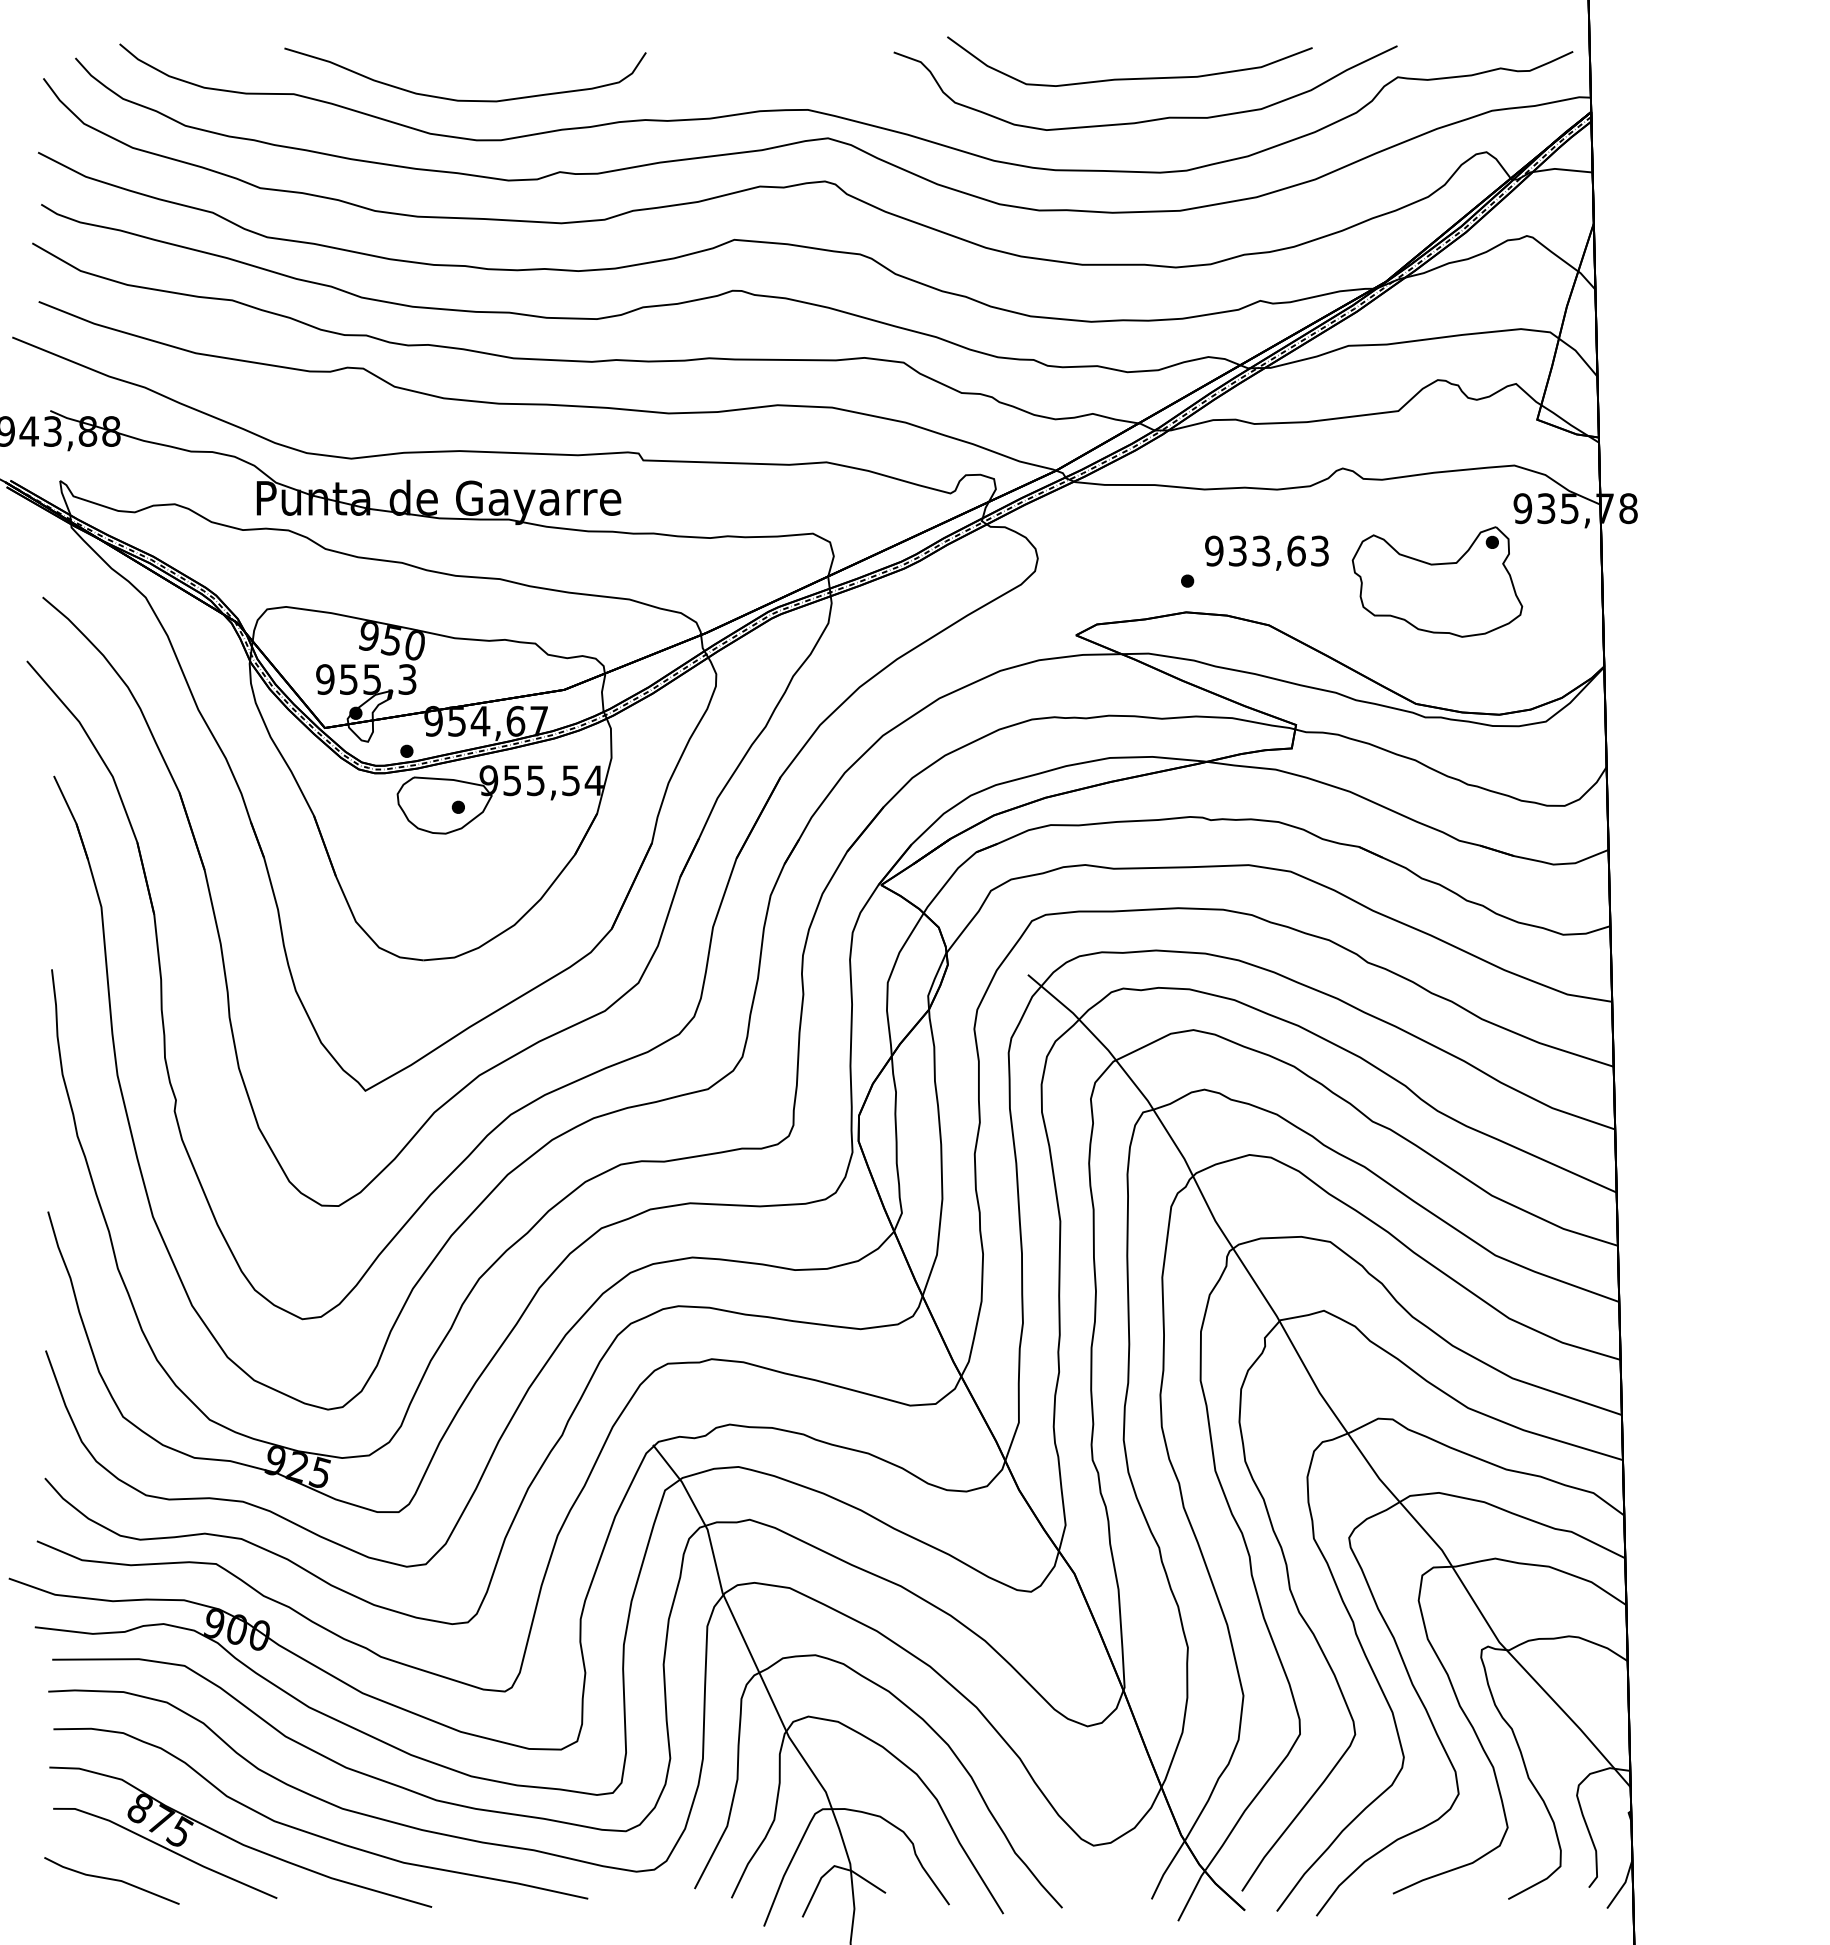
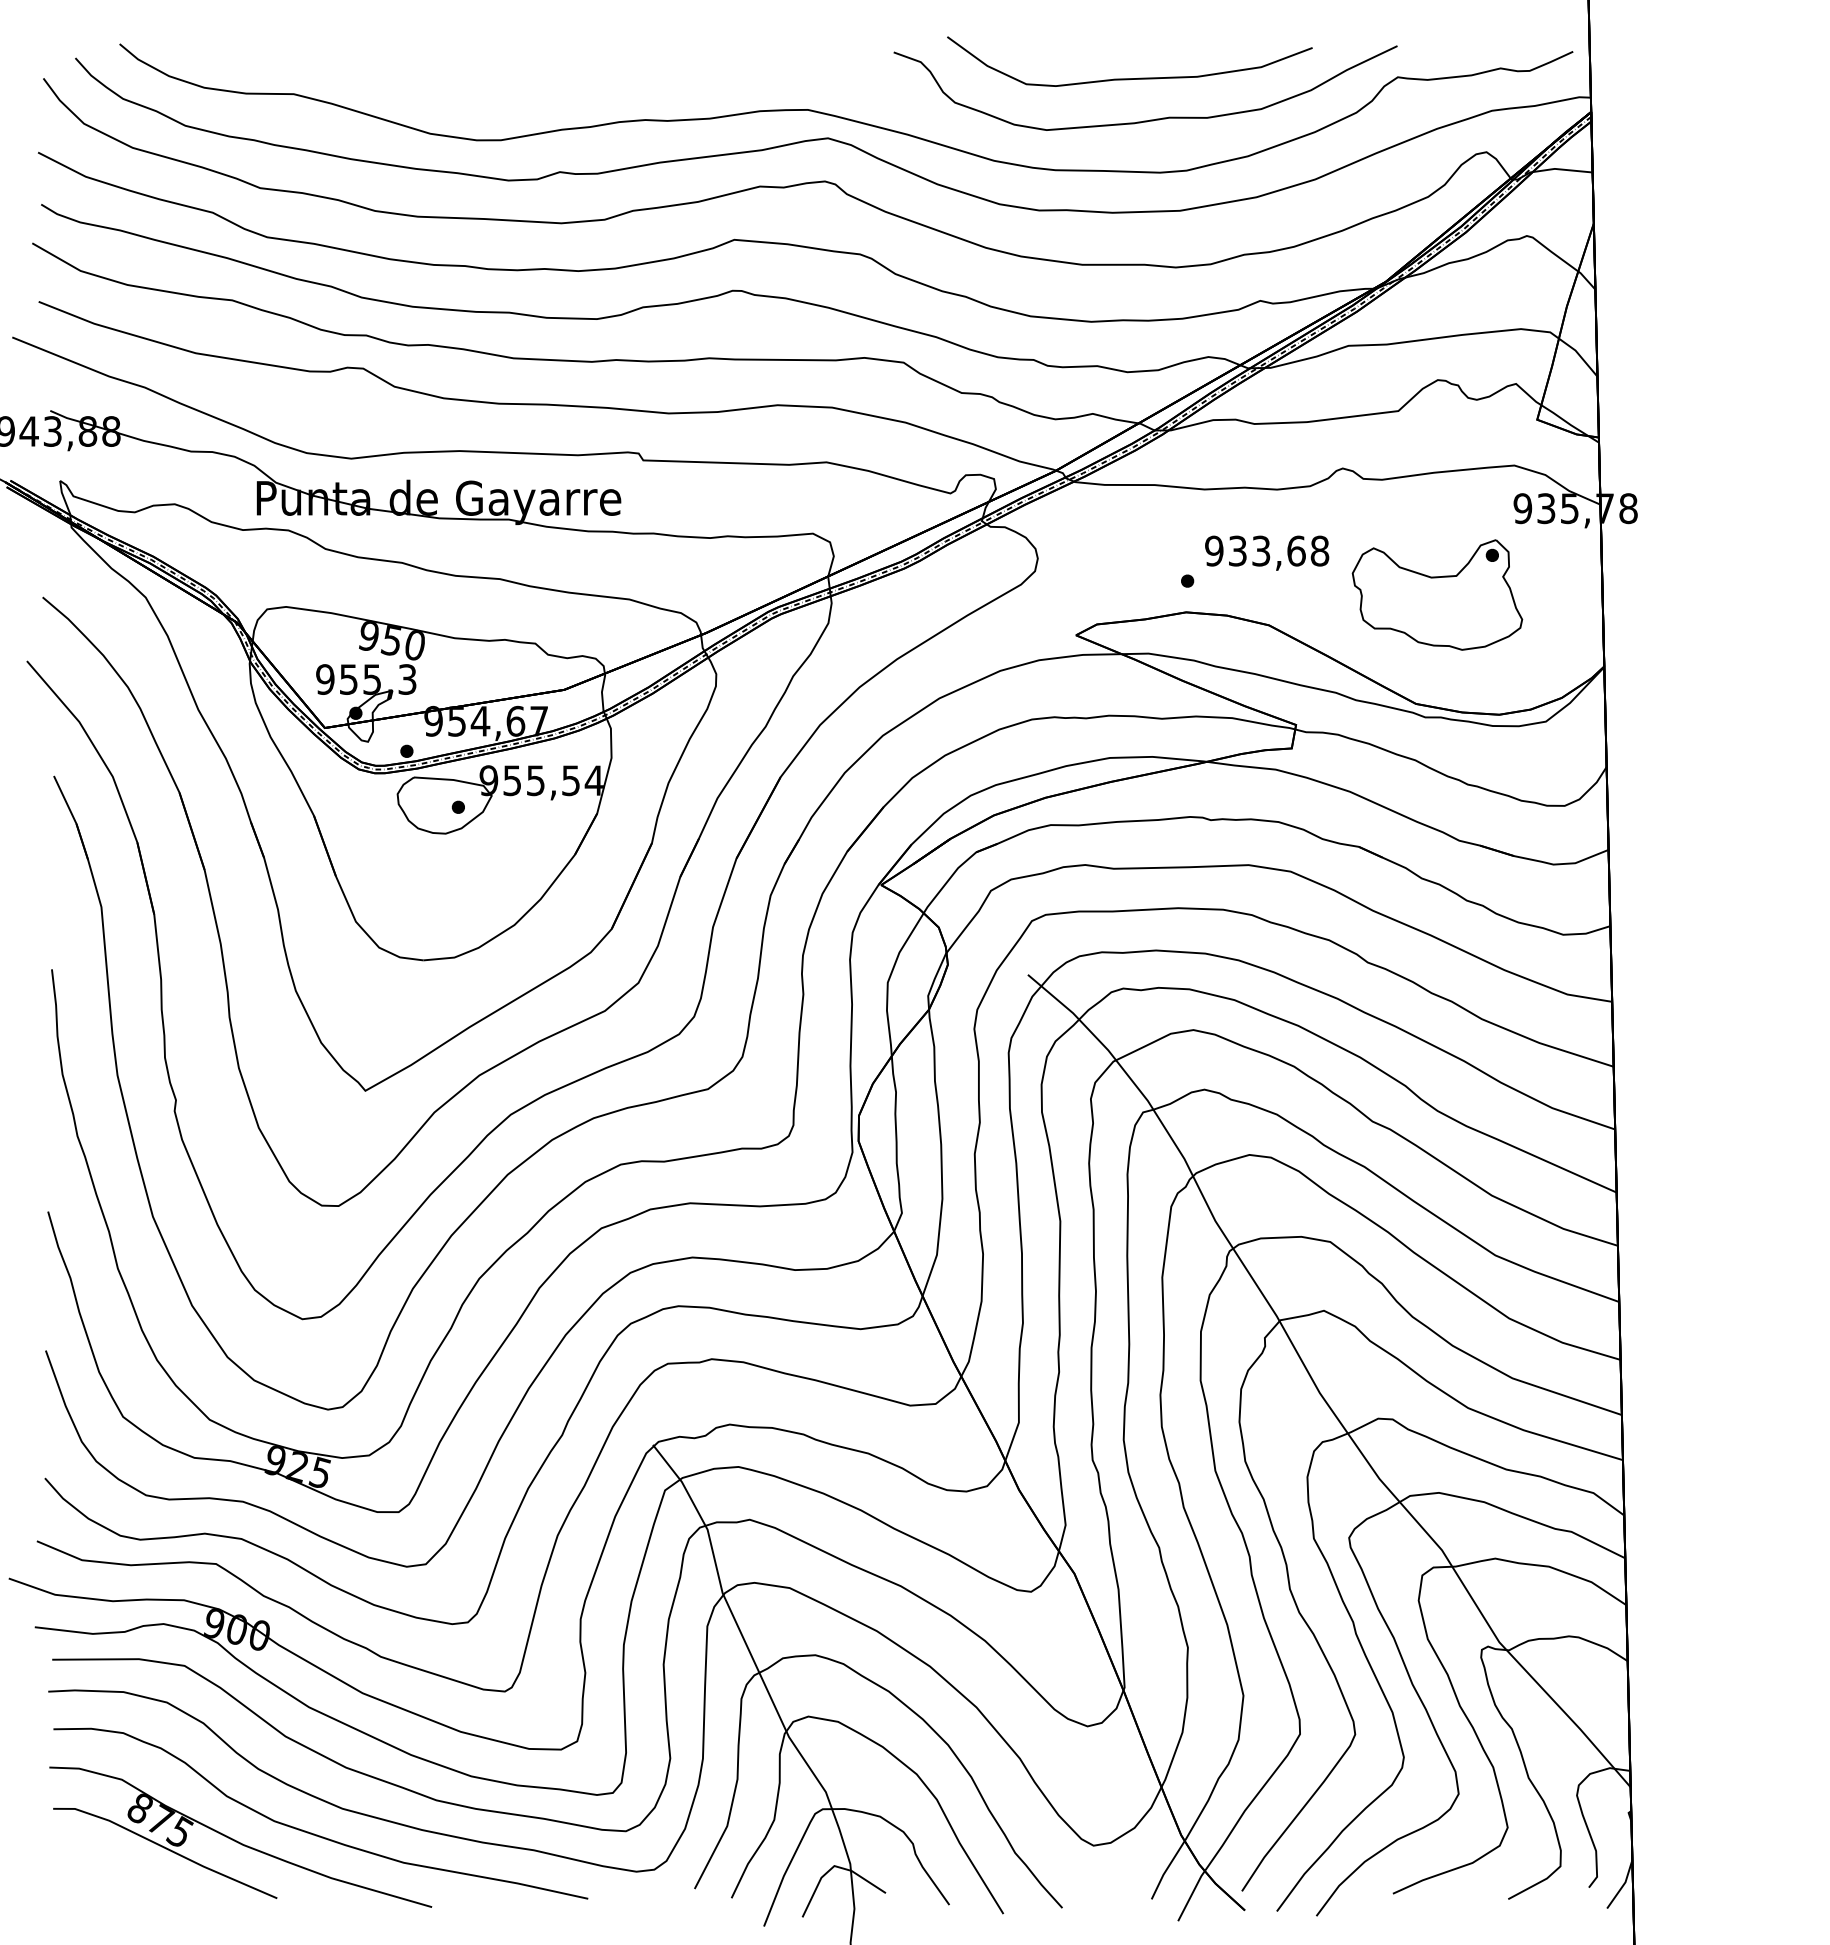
curve: present -> none (462, 99)
text: 933,63 -> 933,68 (1319, 550)
part position: (1437, 581) -> (1437, 594) (1437, 594)
line: present -> none (111, 1880)
